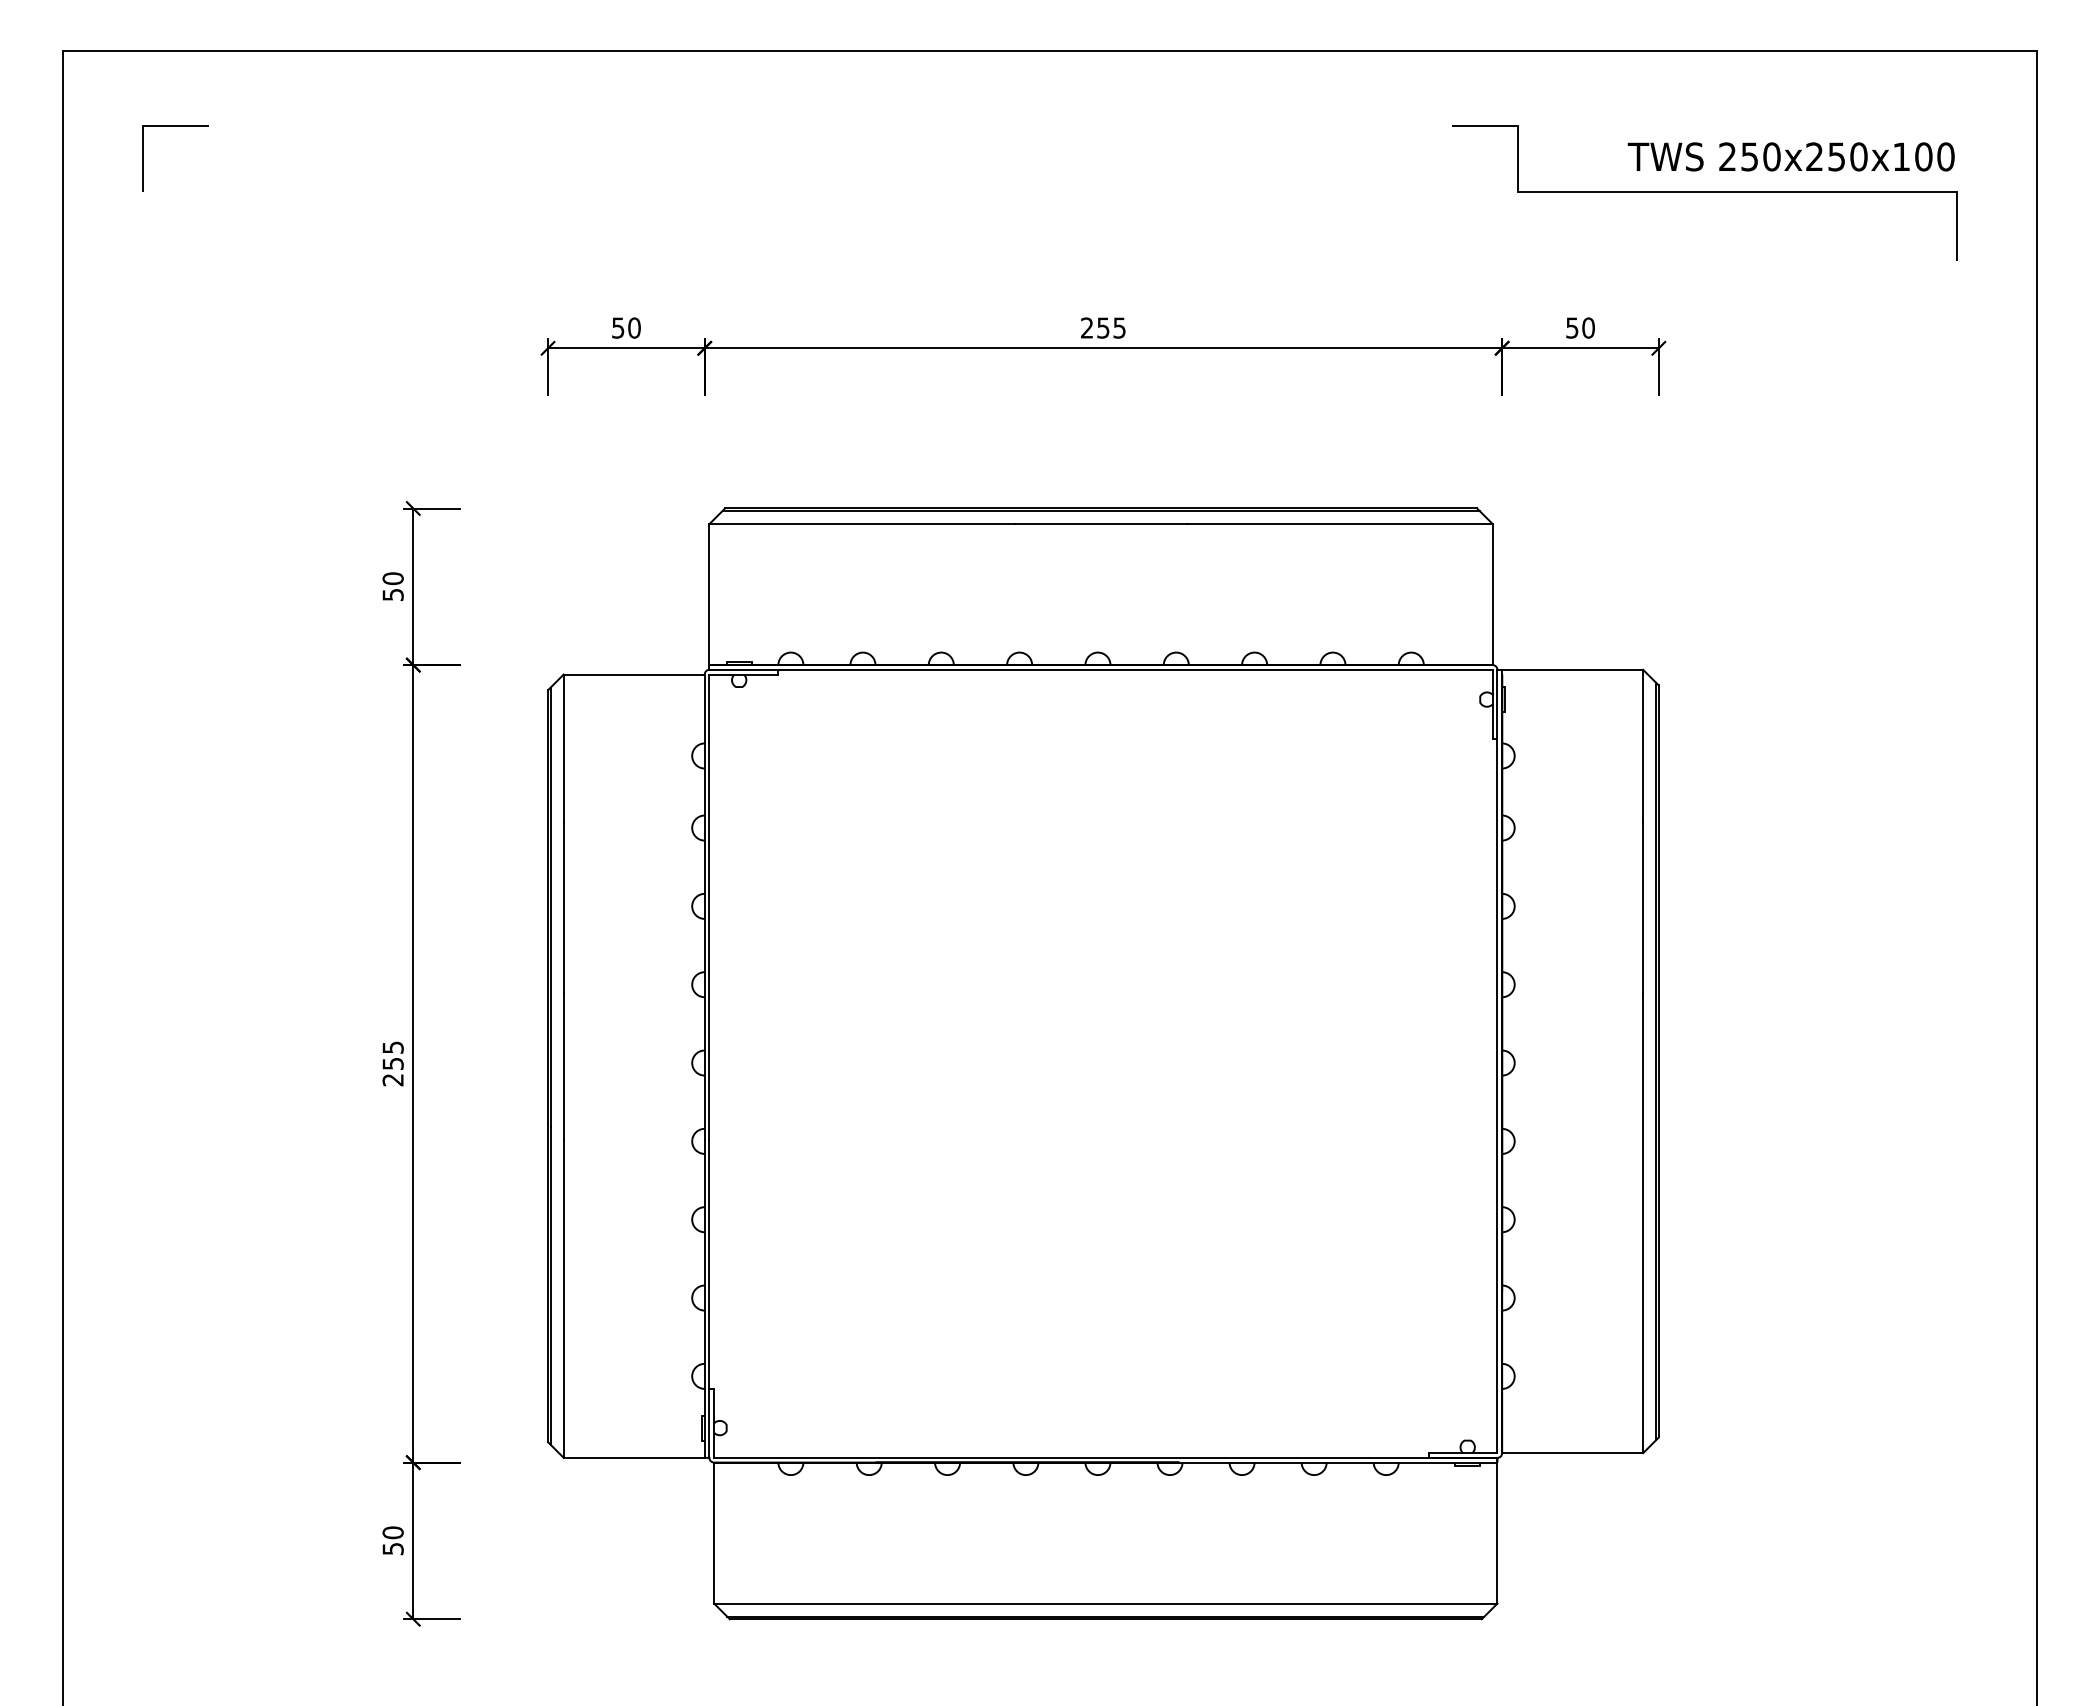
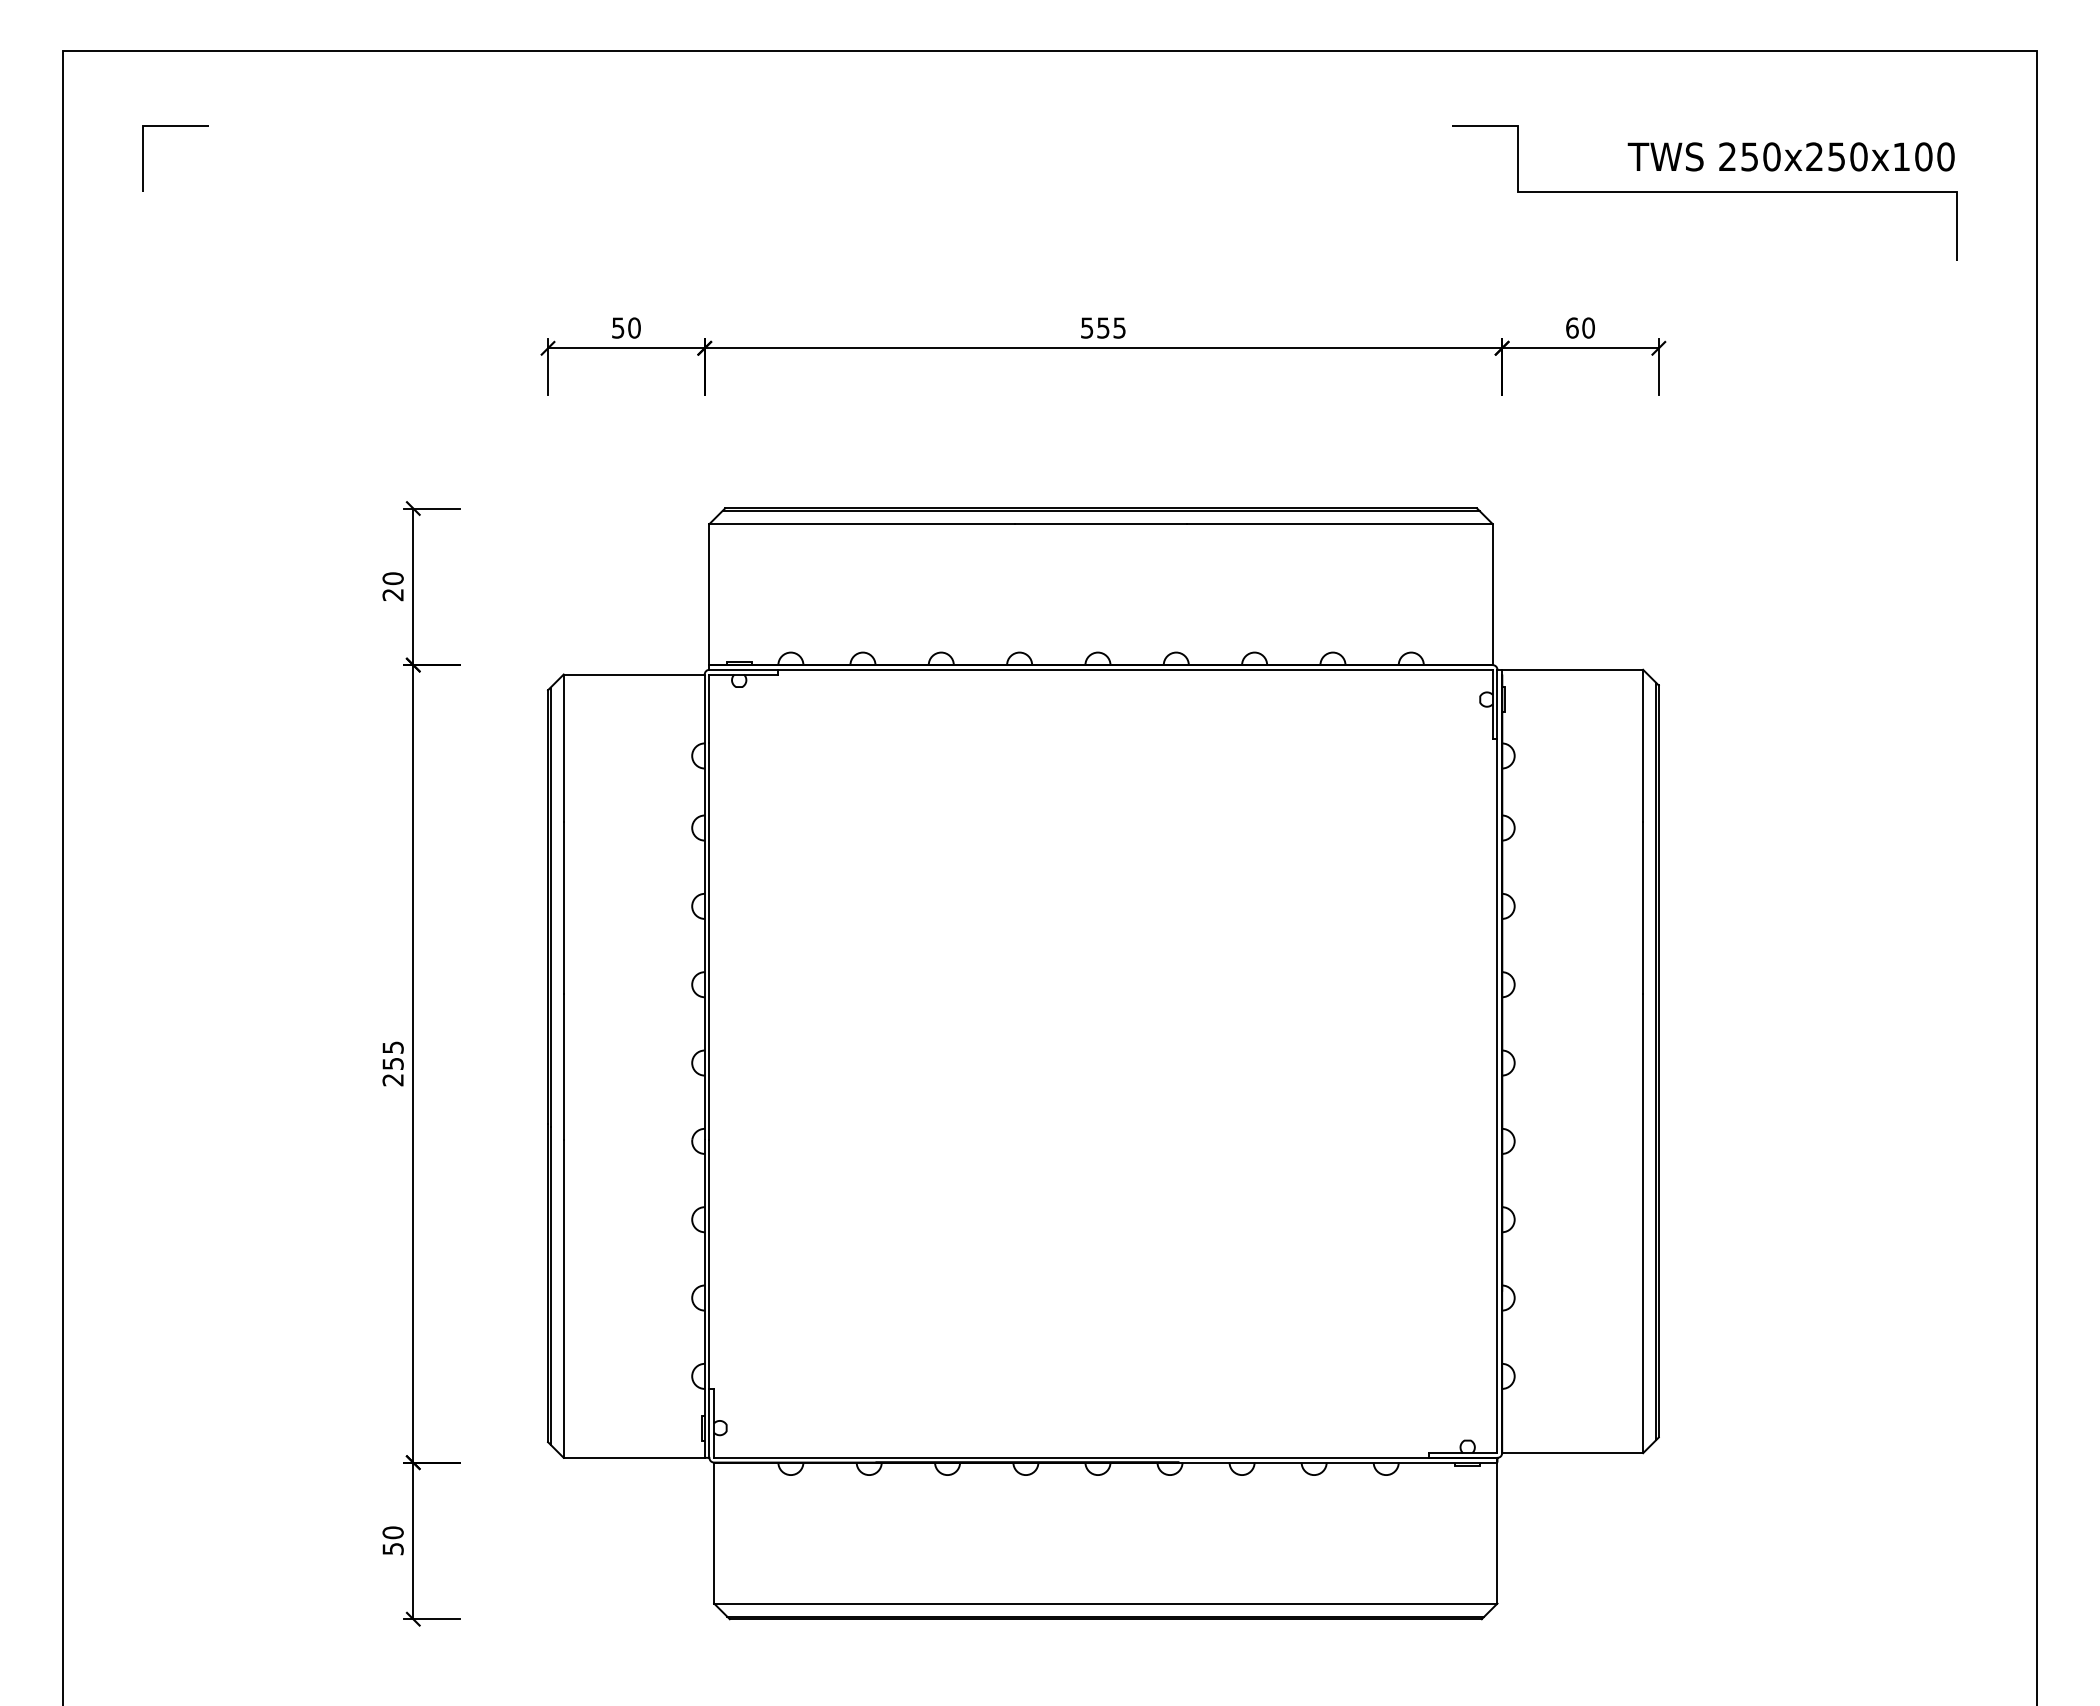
text: 255 -> 555 (1087, 327)
text: 50 -> 60 (1572, 327)
text: 50 -> 20 (392, 595)
